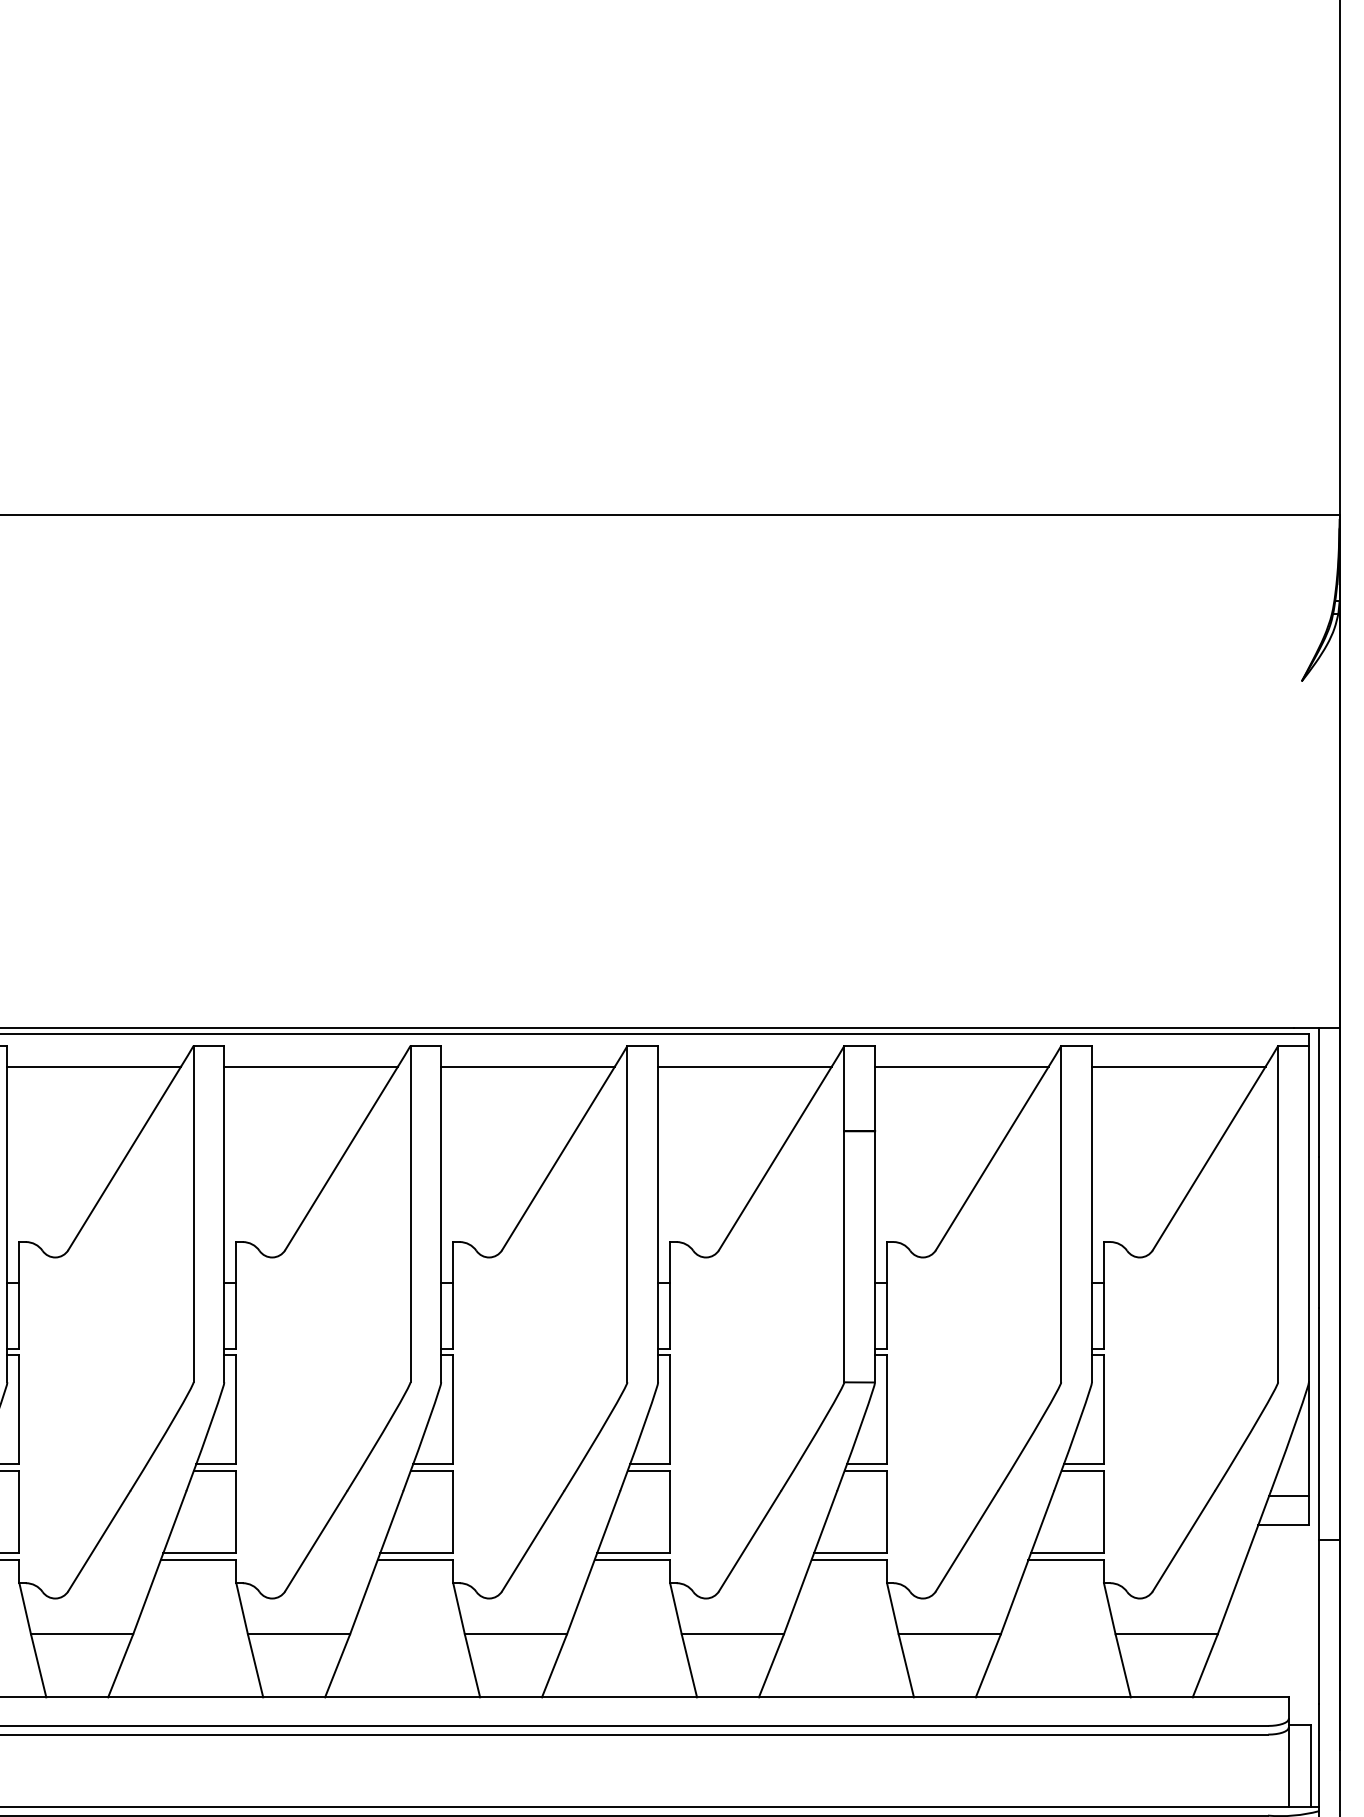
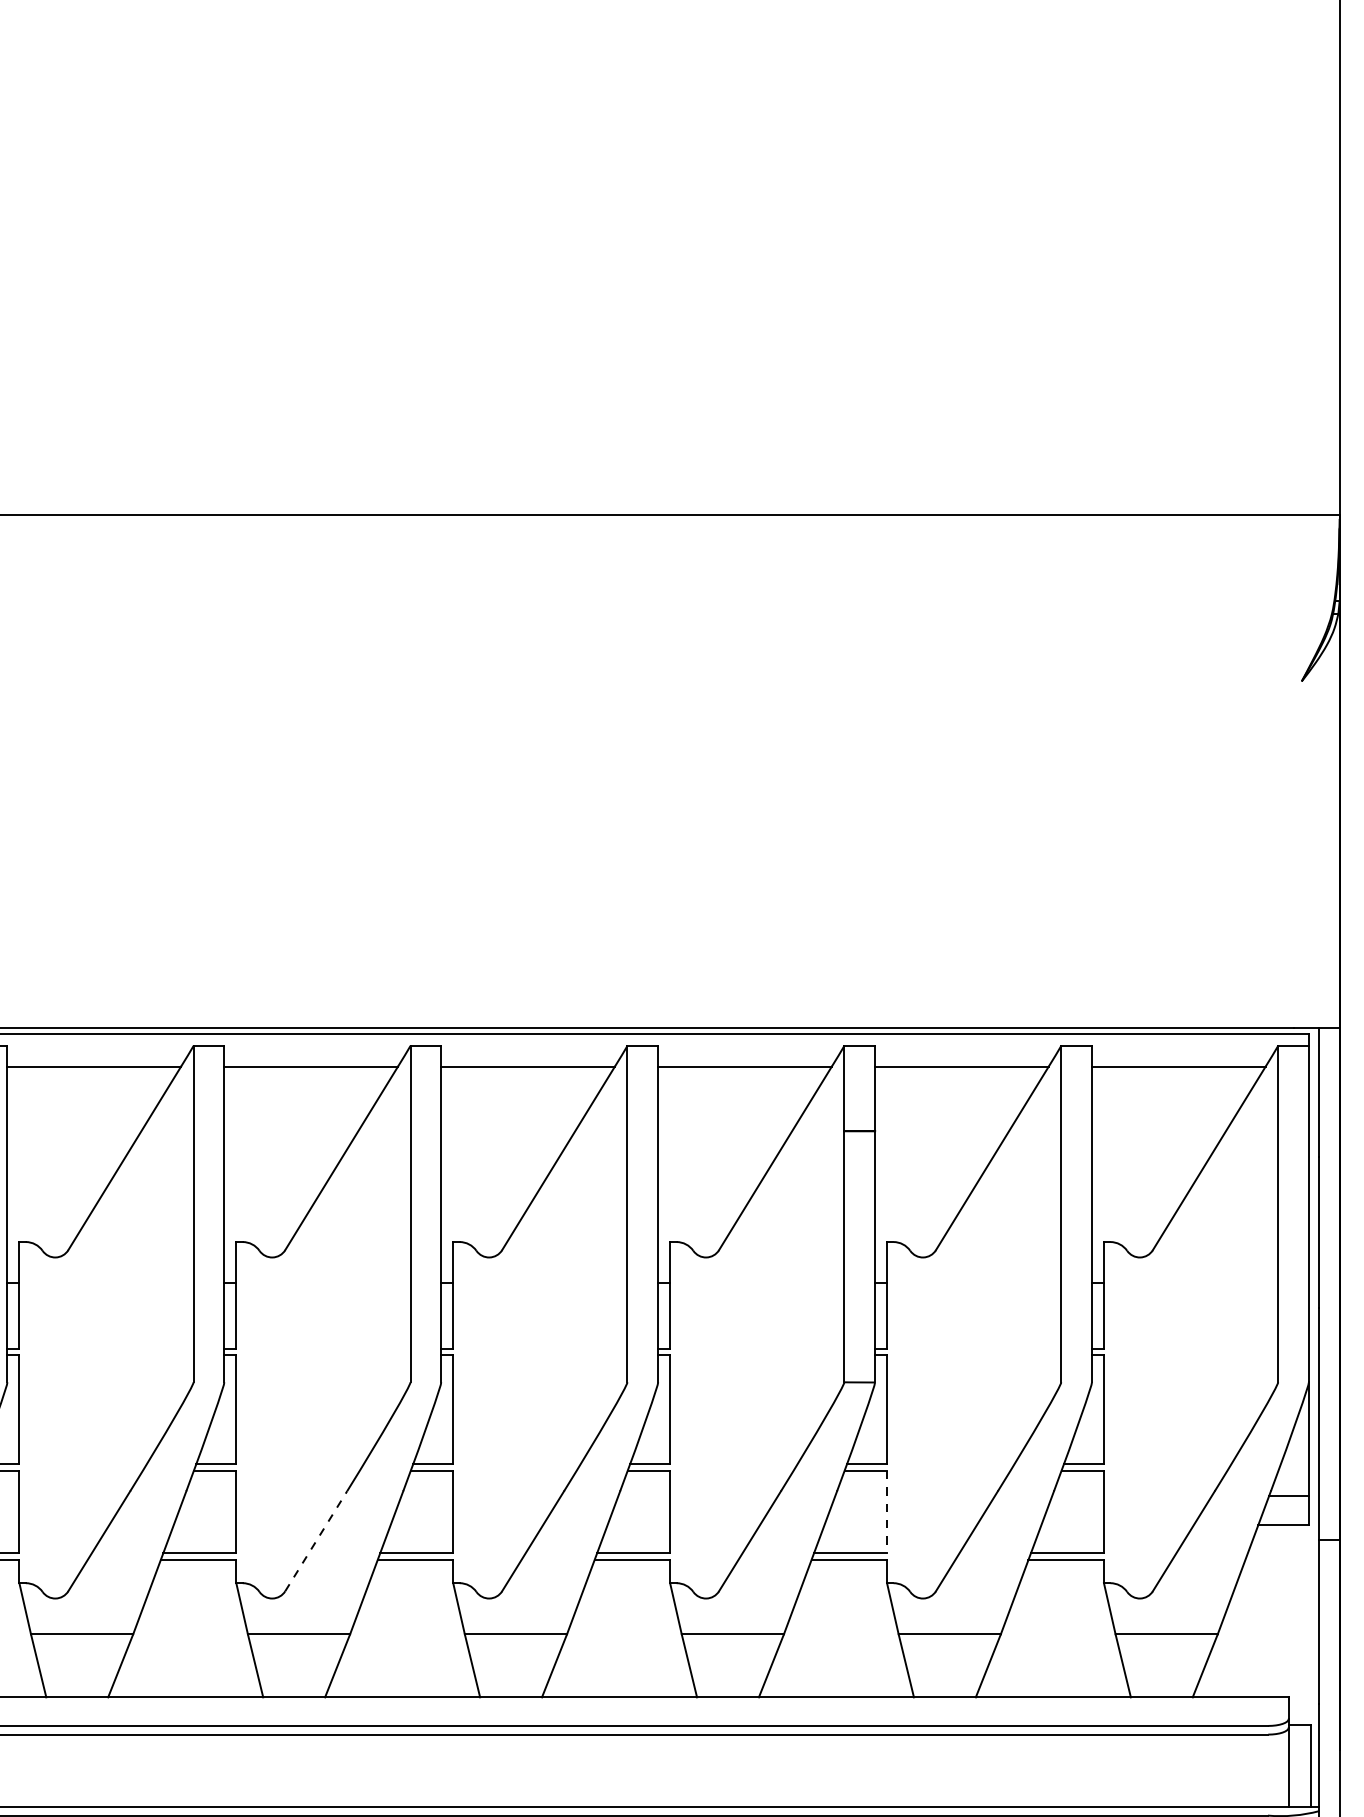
line: solid -> dashed (887, 1512)
line: solid -> dashed (316, 1541)
